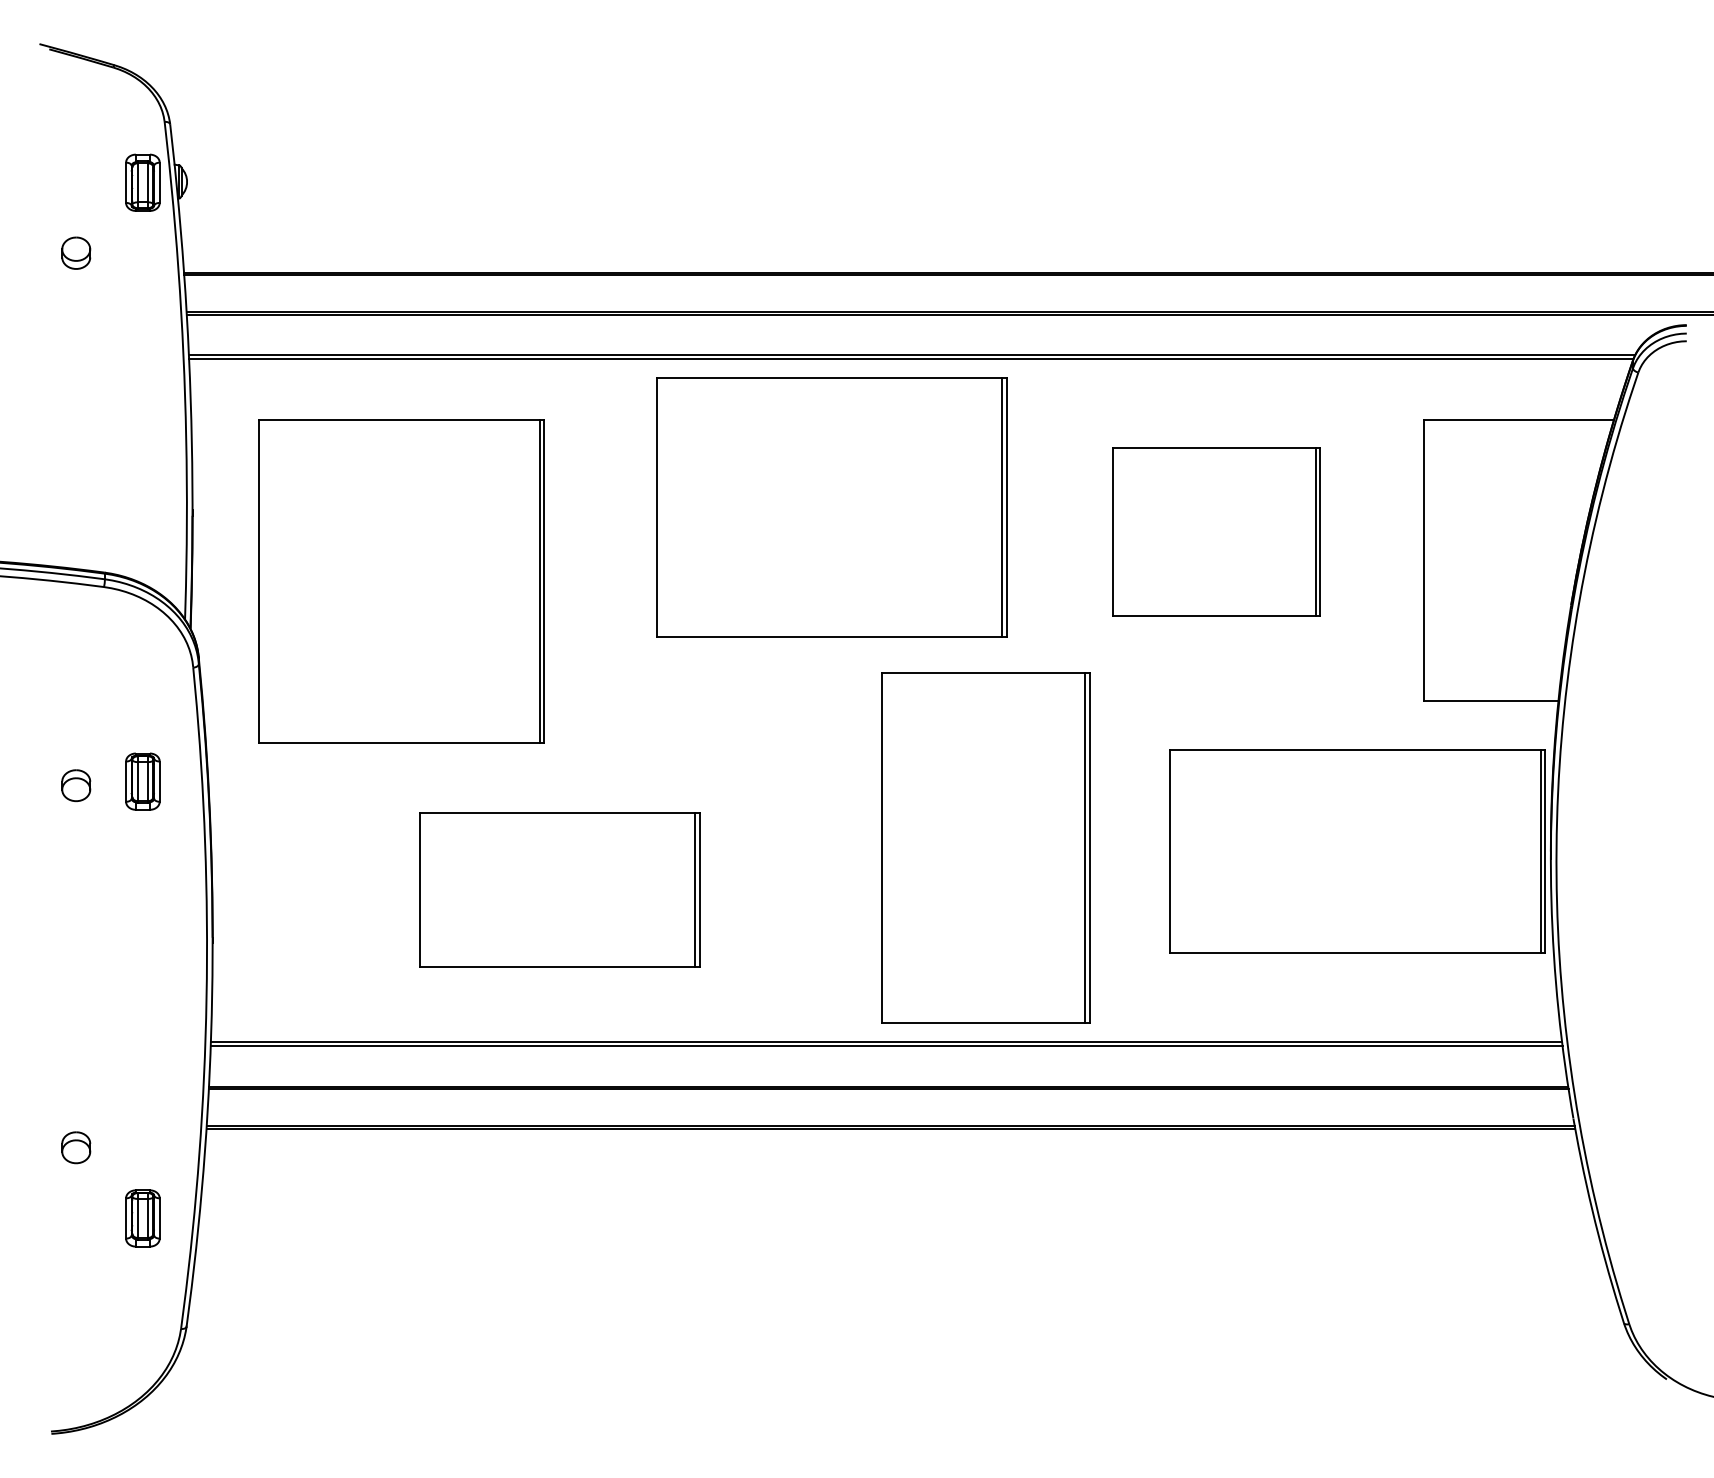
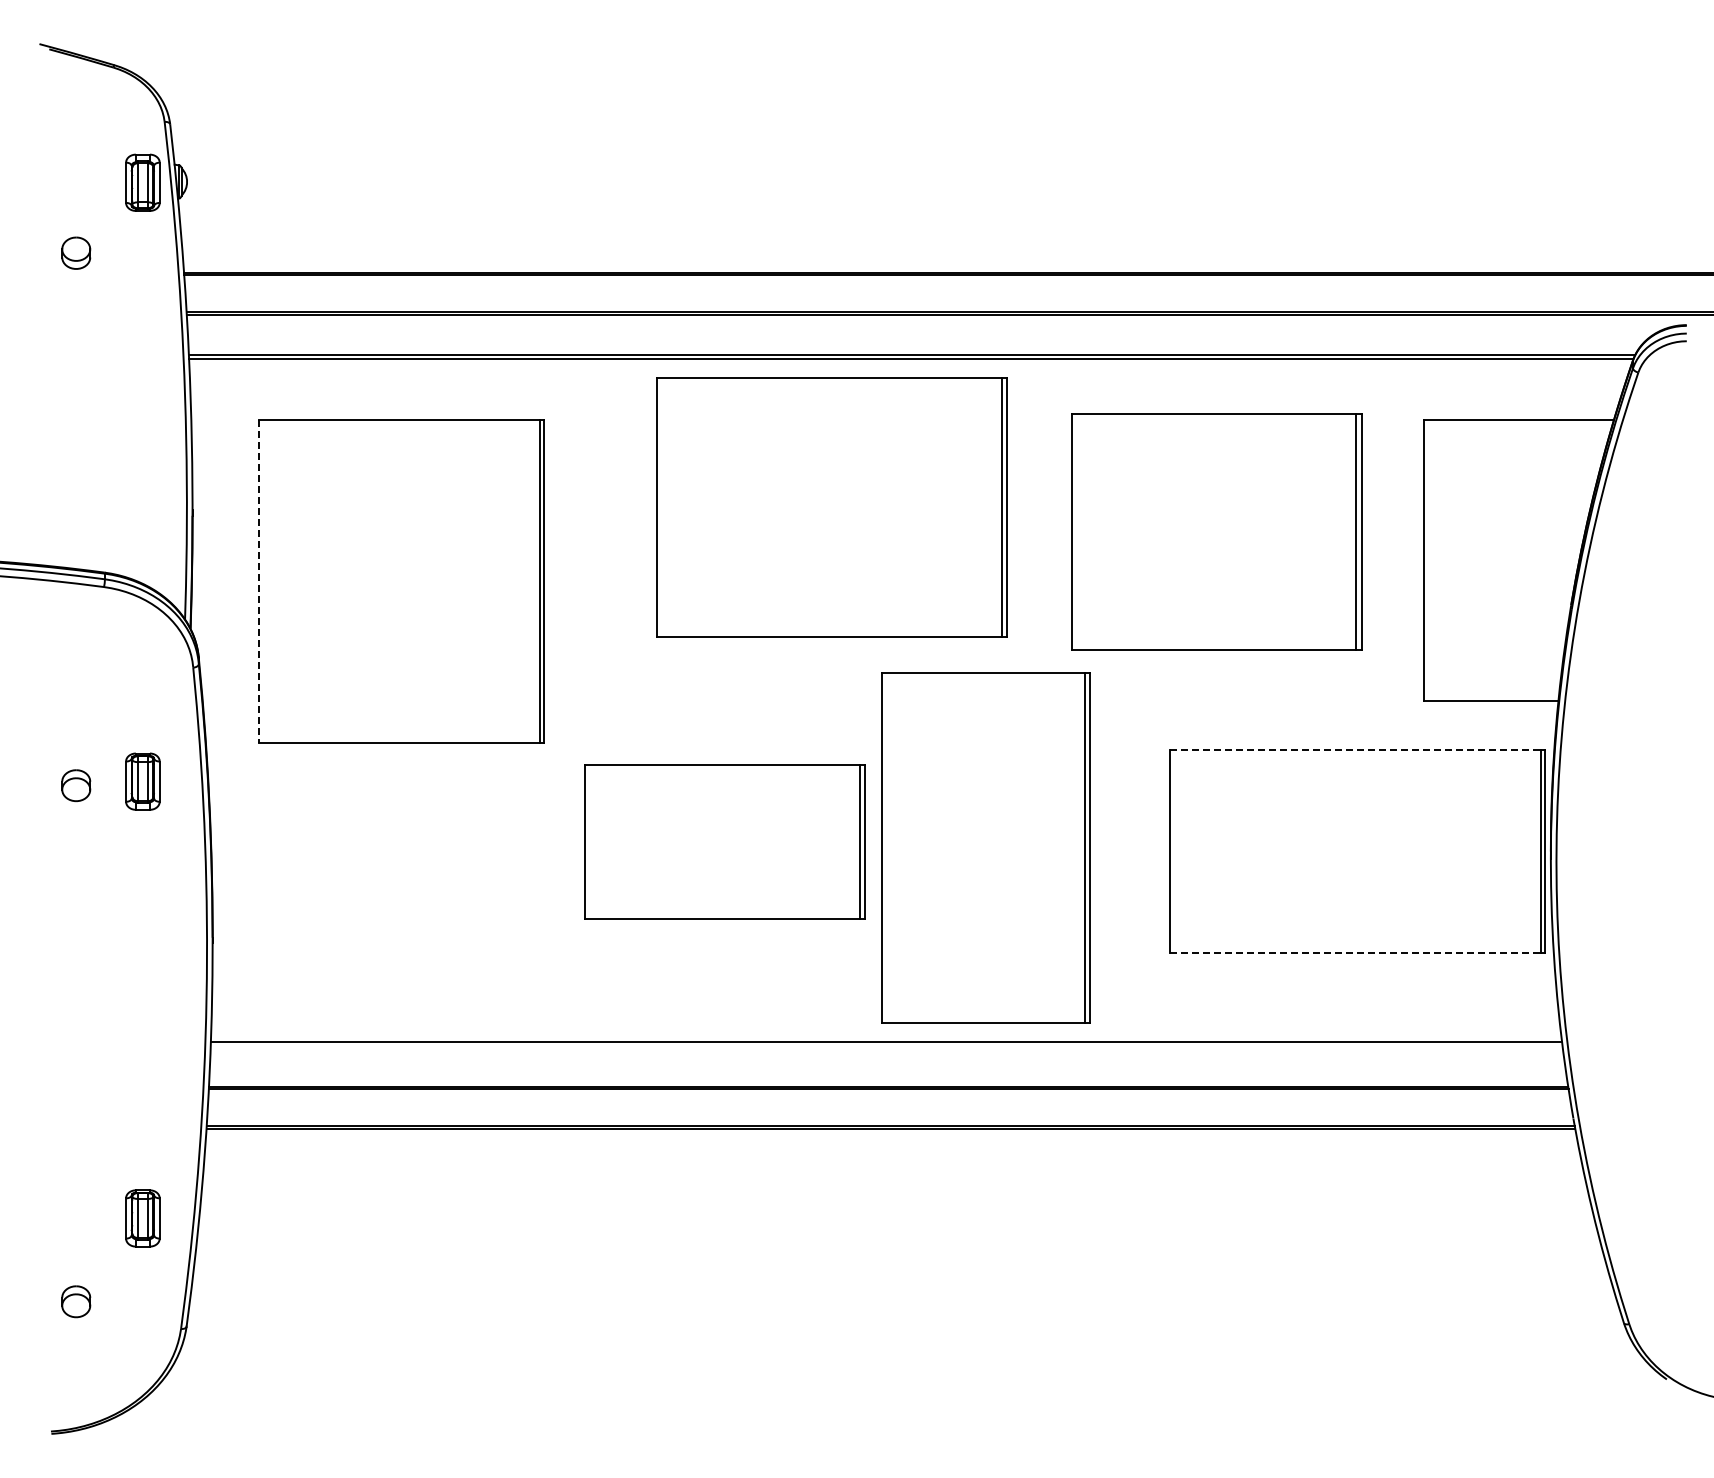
part size: 209x170 px -> 292x238 px (1216, 531)
line: solid -> dashed (258, 581)
line: solid -> dashed (1356, 749)
part position: (559, 889) -> (724, 841) (724, 841)
line: solid -> dashed (1356, 953)
line: present -> none (886, 1046)
part position: (76, 1147) -> (76, 1301) (76, 1301)
